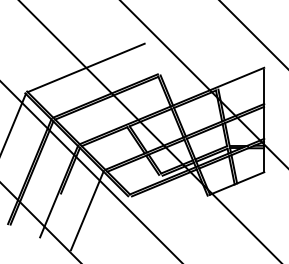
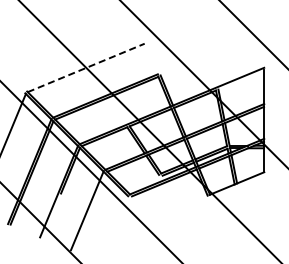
line: solid -> dashed (86, 67)
